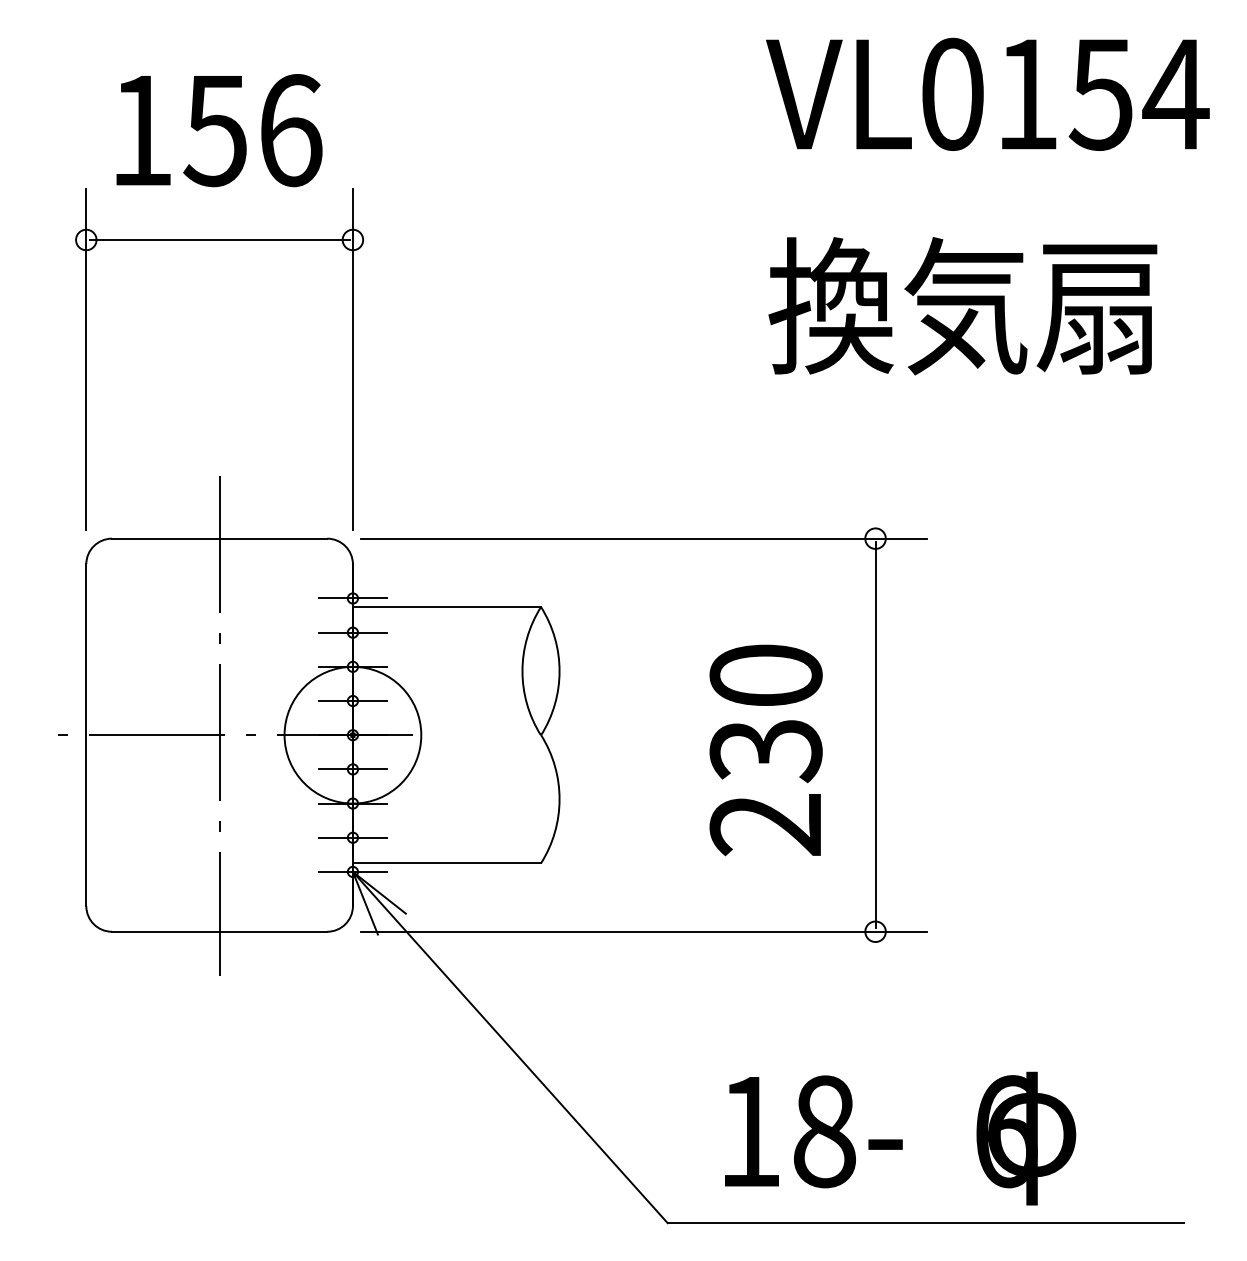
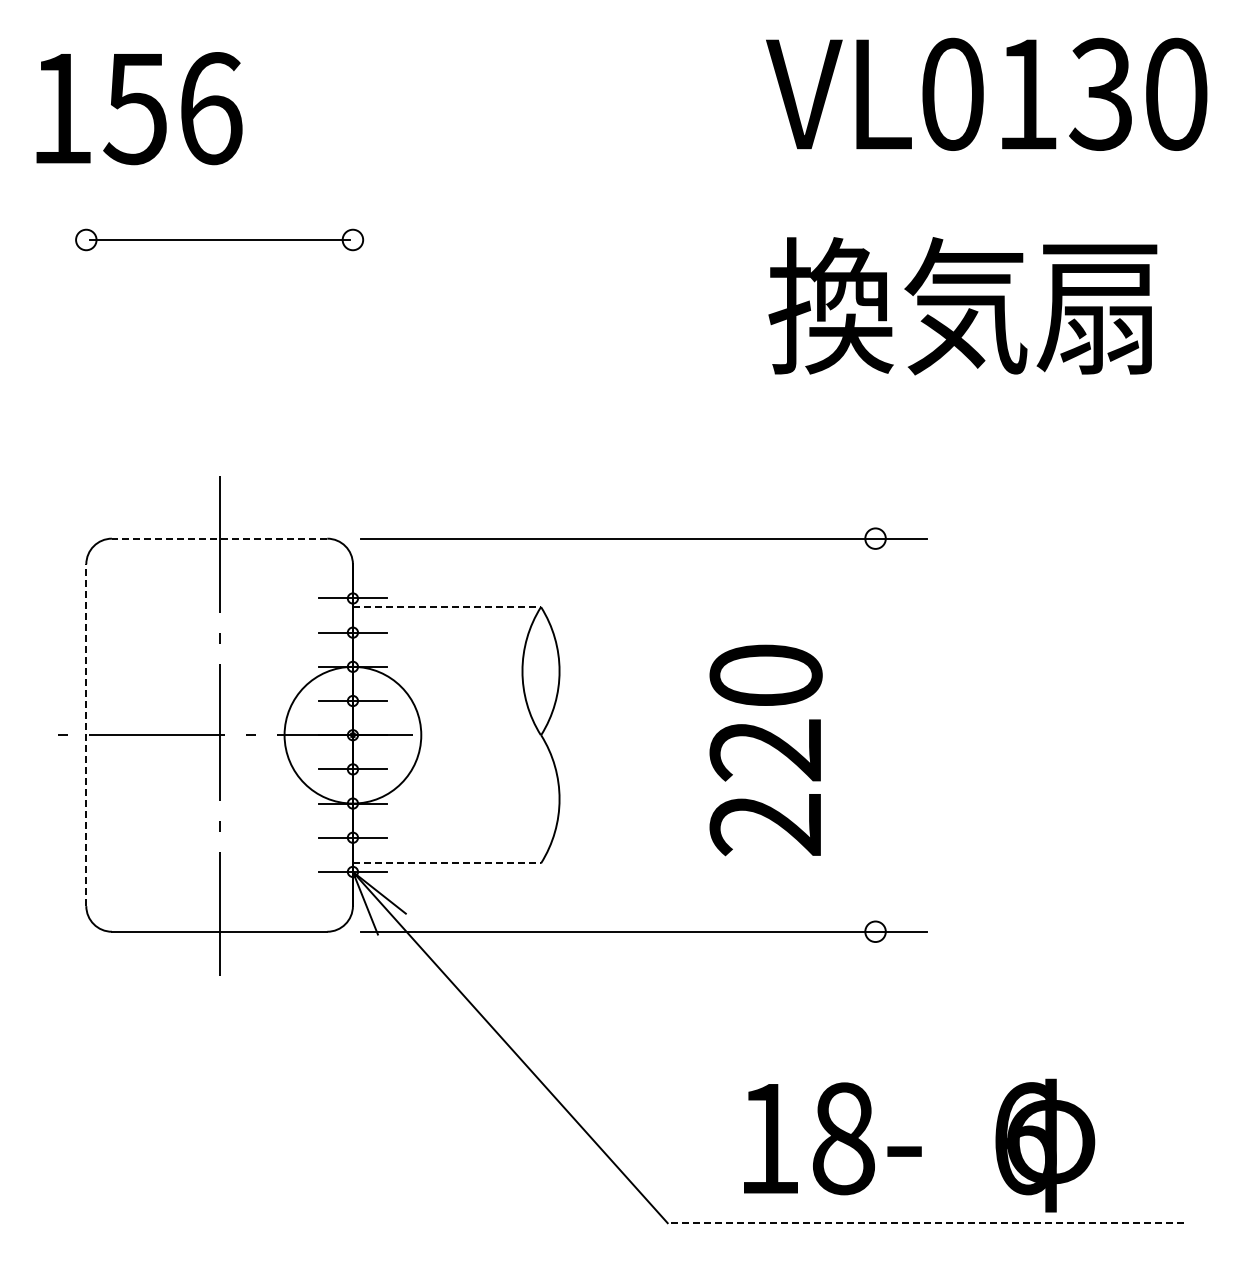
text: VL0154 -> VL0130 (1138, 93)
text position: (219, 130) -> (139, 108) (139, 108)
line: present -> none (86, 359)
line: present -> none (352, 359)
line: solid -> dashed (219, 538)
line: solid -> dashed (447, 607)
line: solid -> dashed (86, 735)
line: present -> none (875, 735)
text: 230 -> 220 (765, 751)
line: solid -> dashed (447, 863)
text position: (900, 1138) -> (919, 1145) (919, 1145)
line: solid -> dashed (925, 1223)
